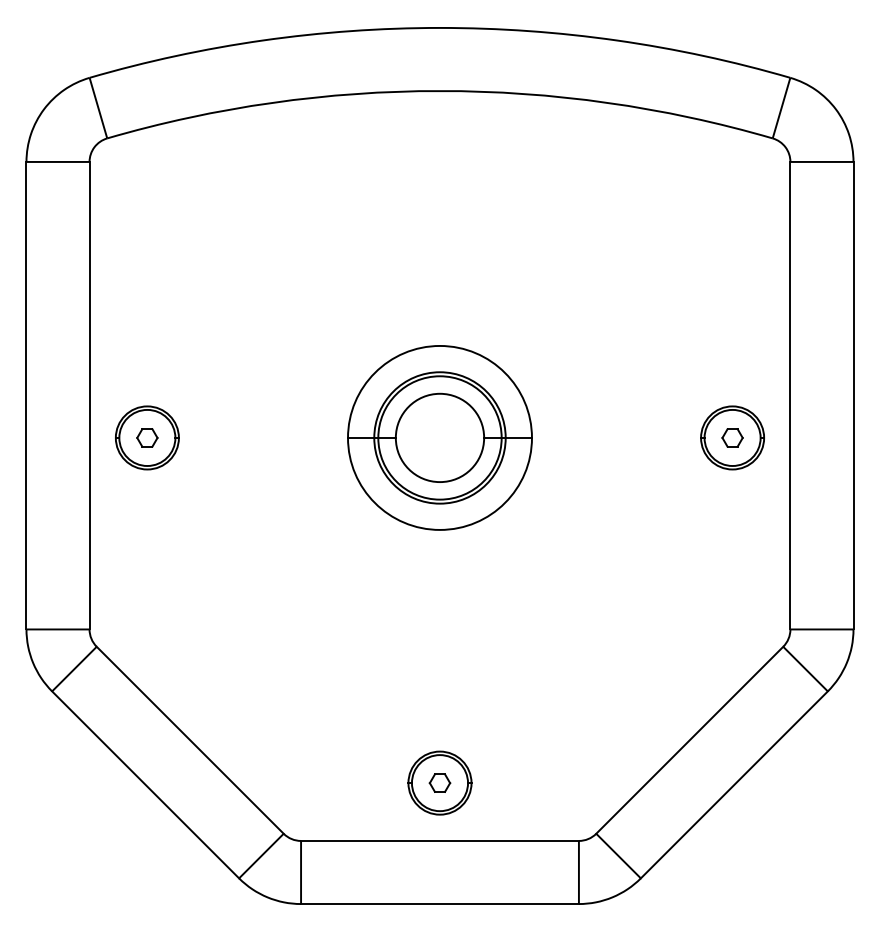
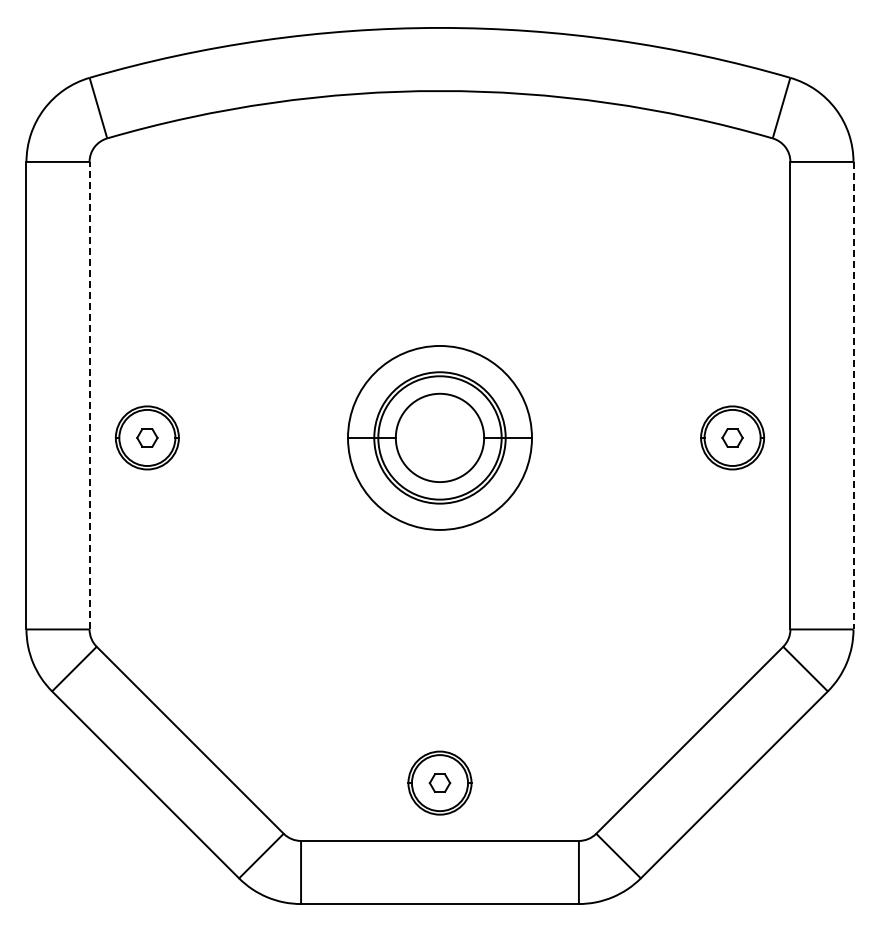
line: solid -> dashed (89, 395)
line: solid -> dashed (853, 395)
